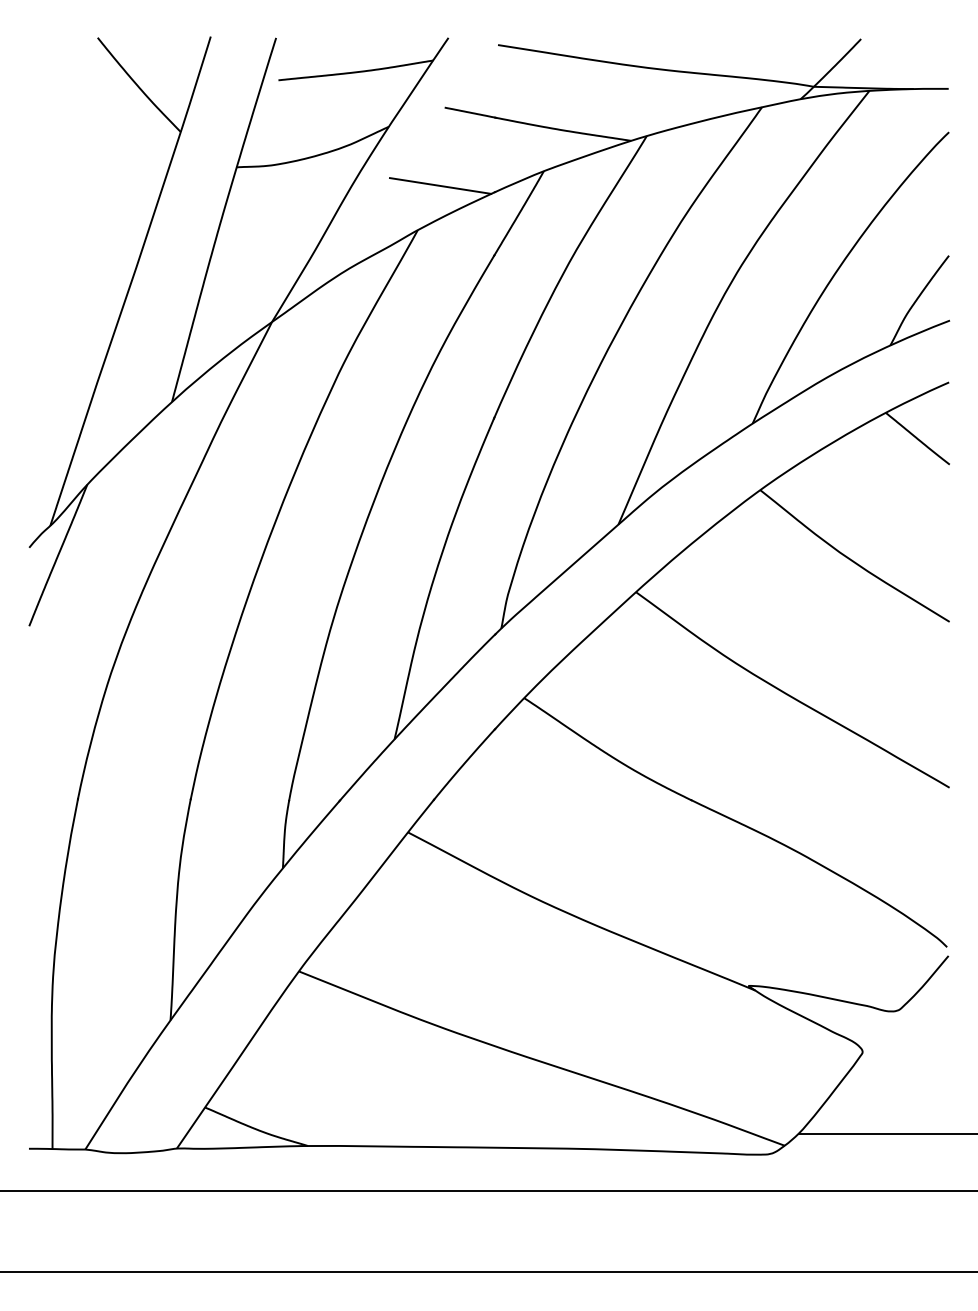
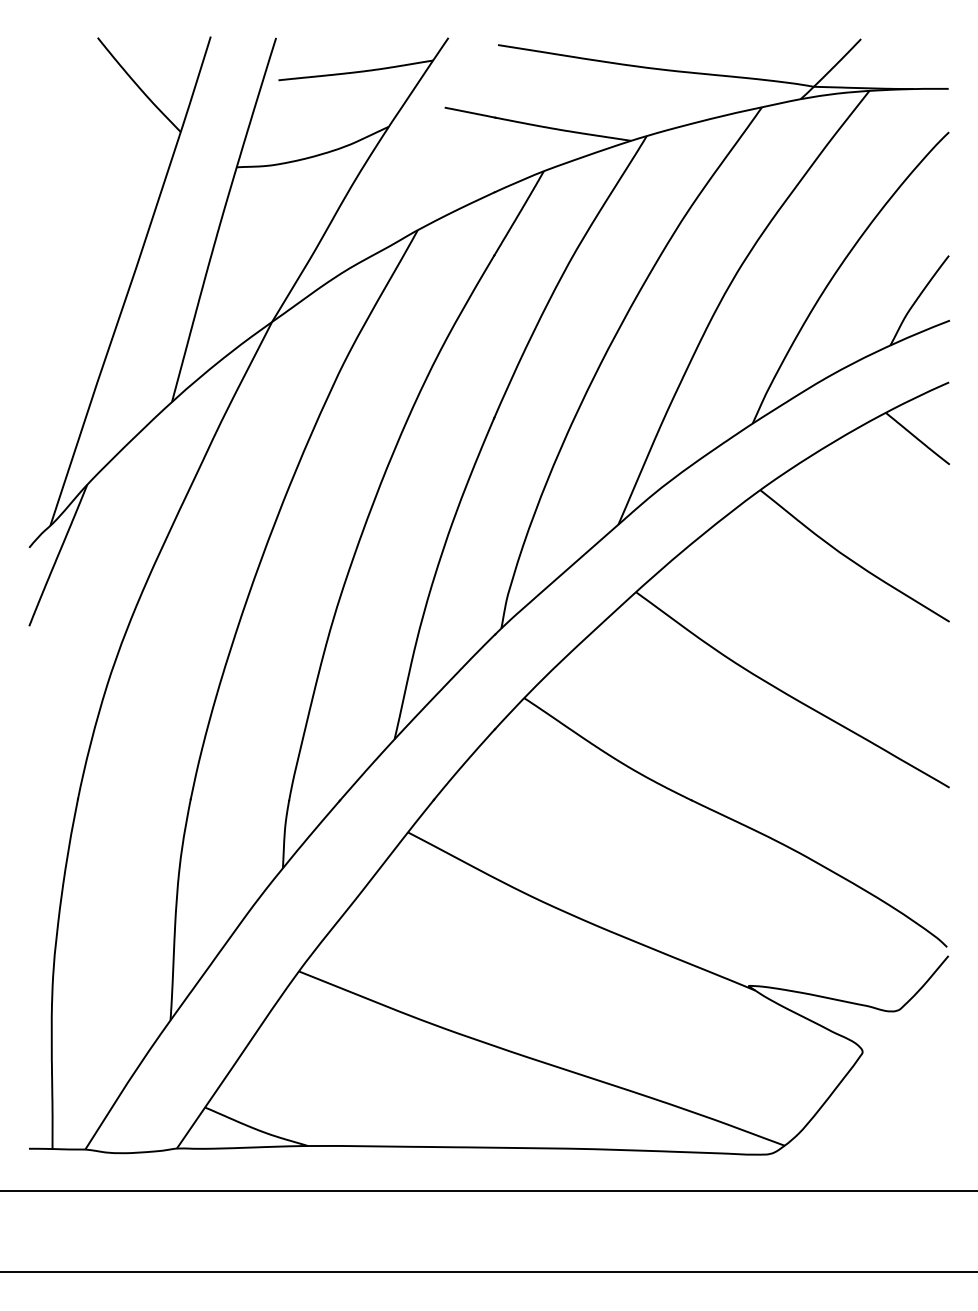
line: present -> none (440, 185)
line: present -> none (886, 1133)
